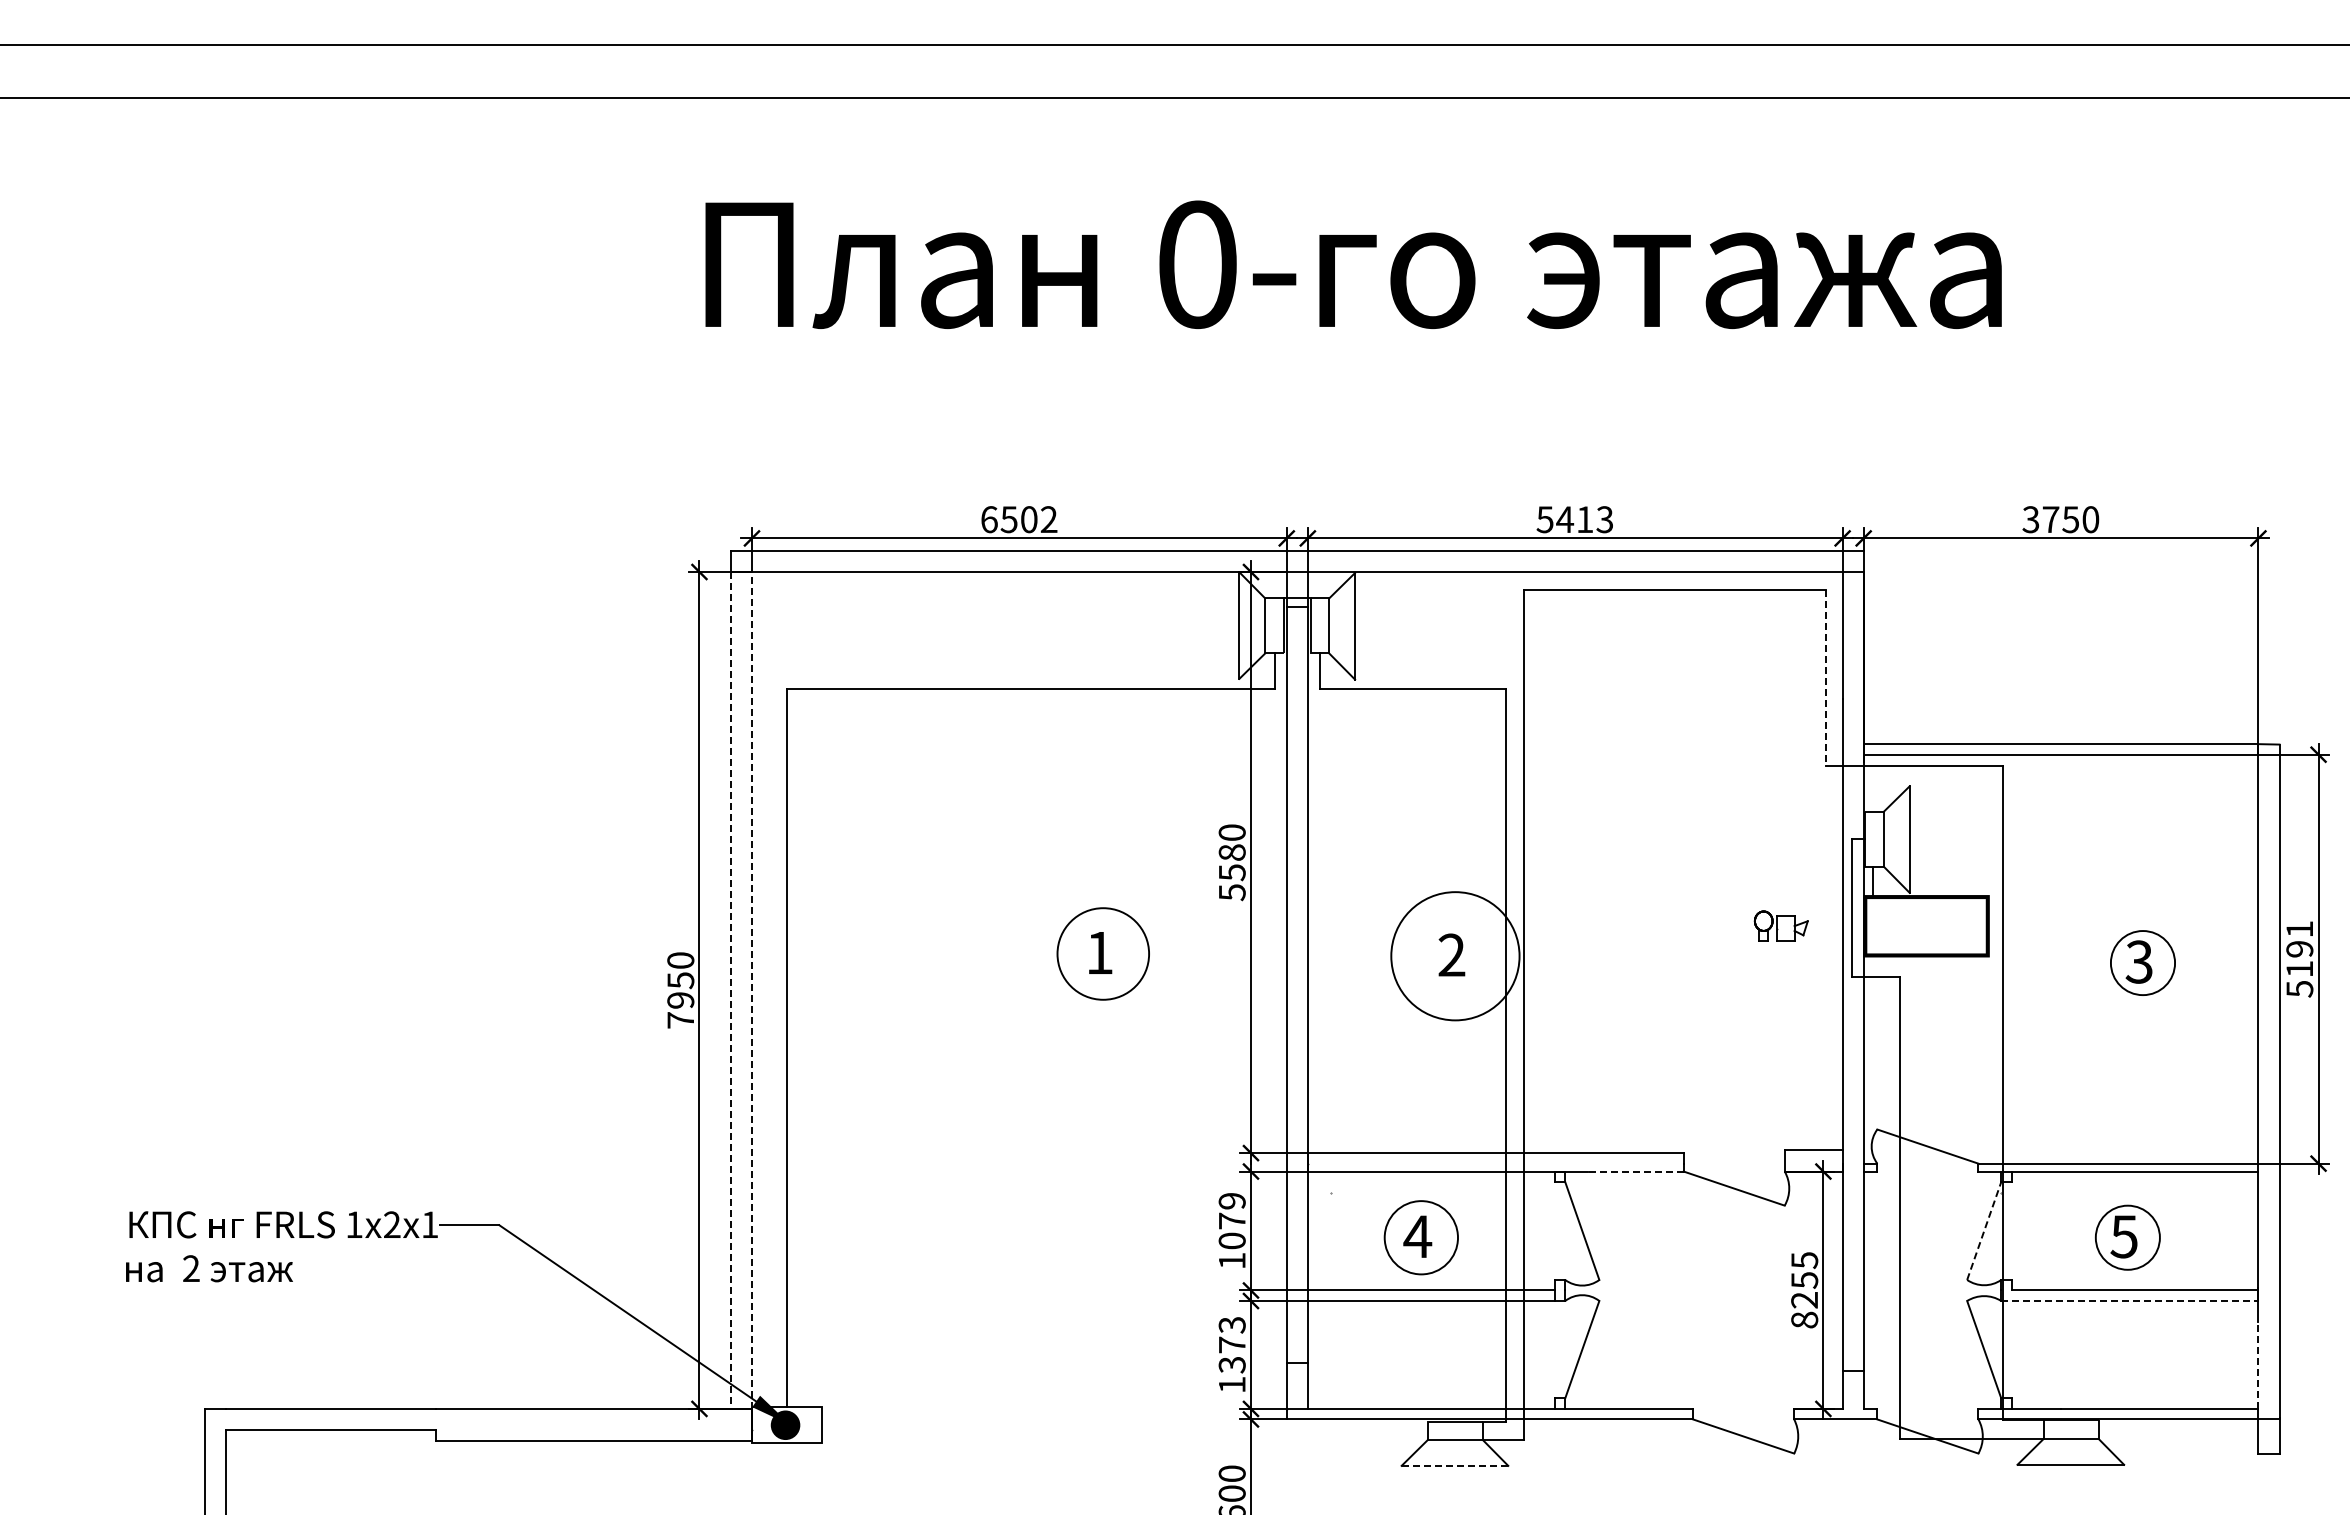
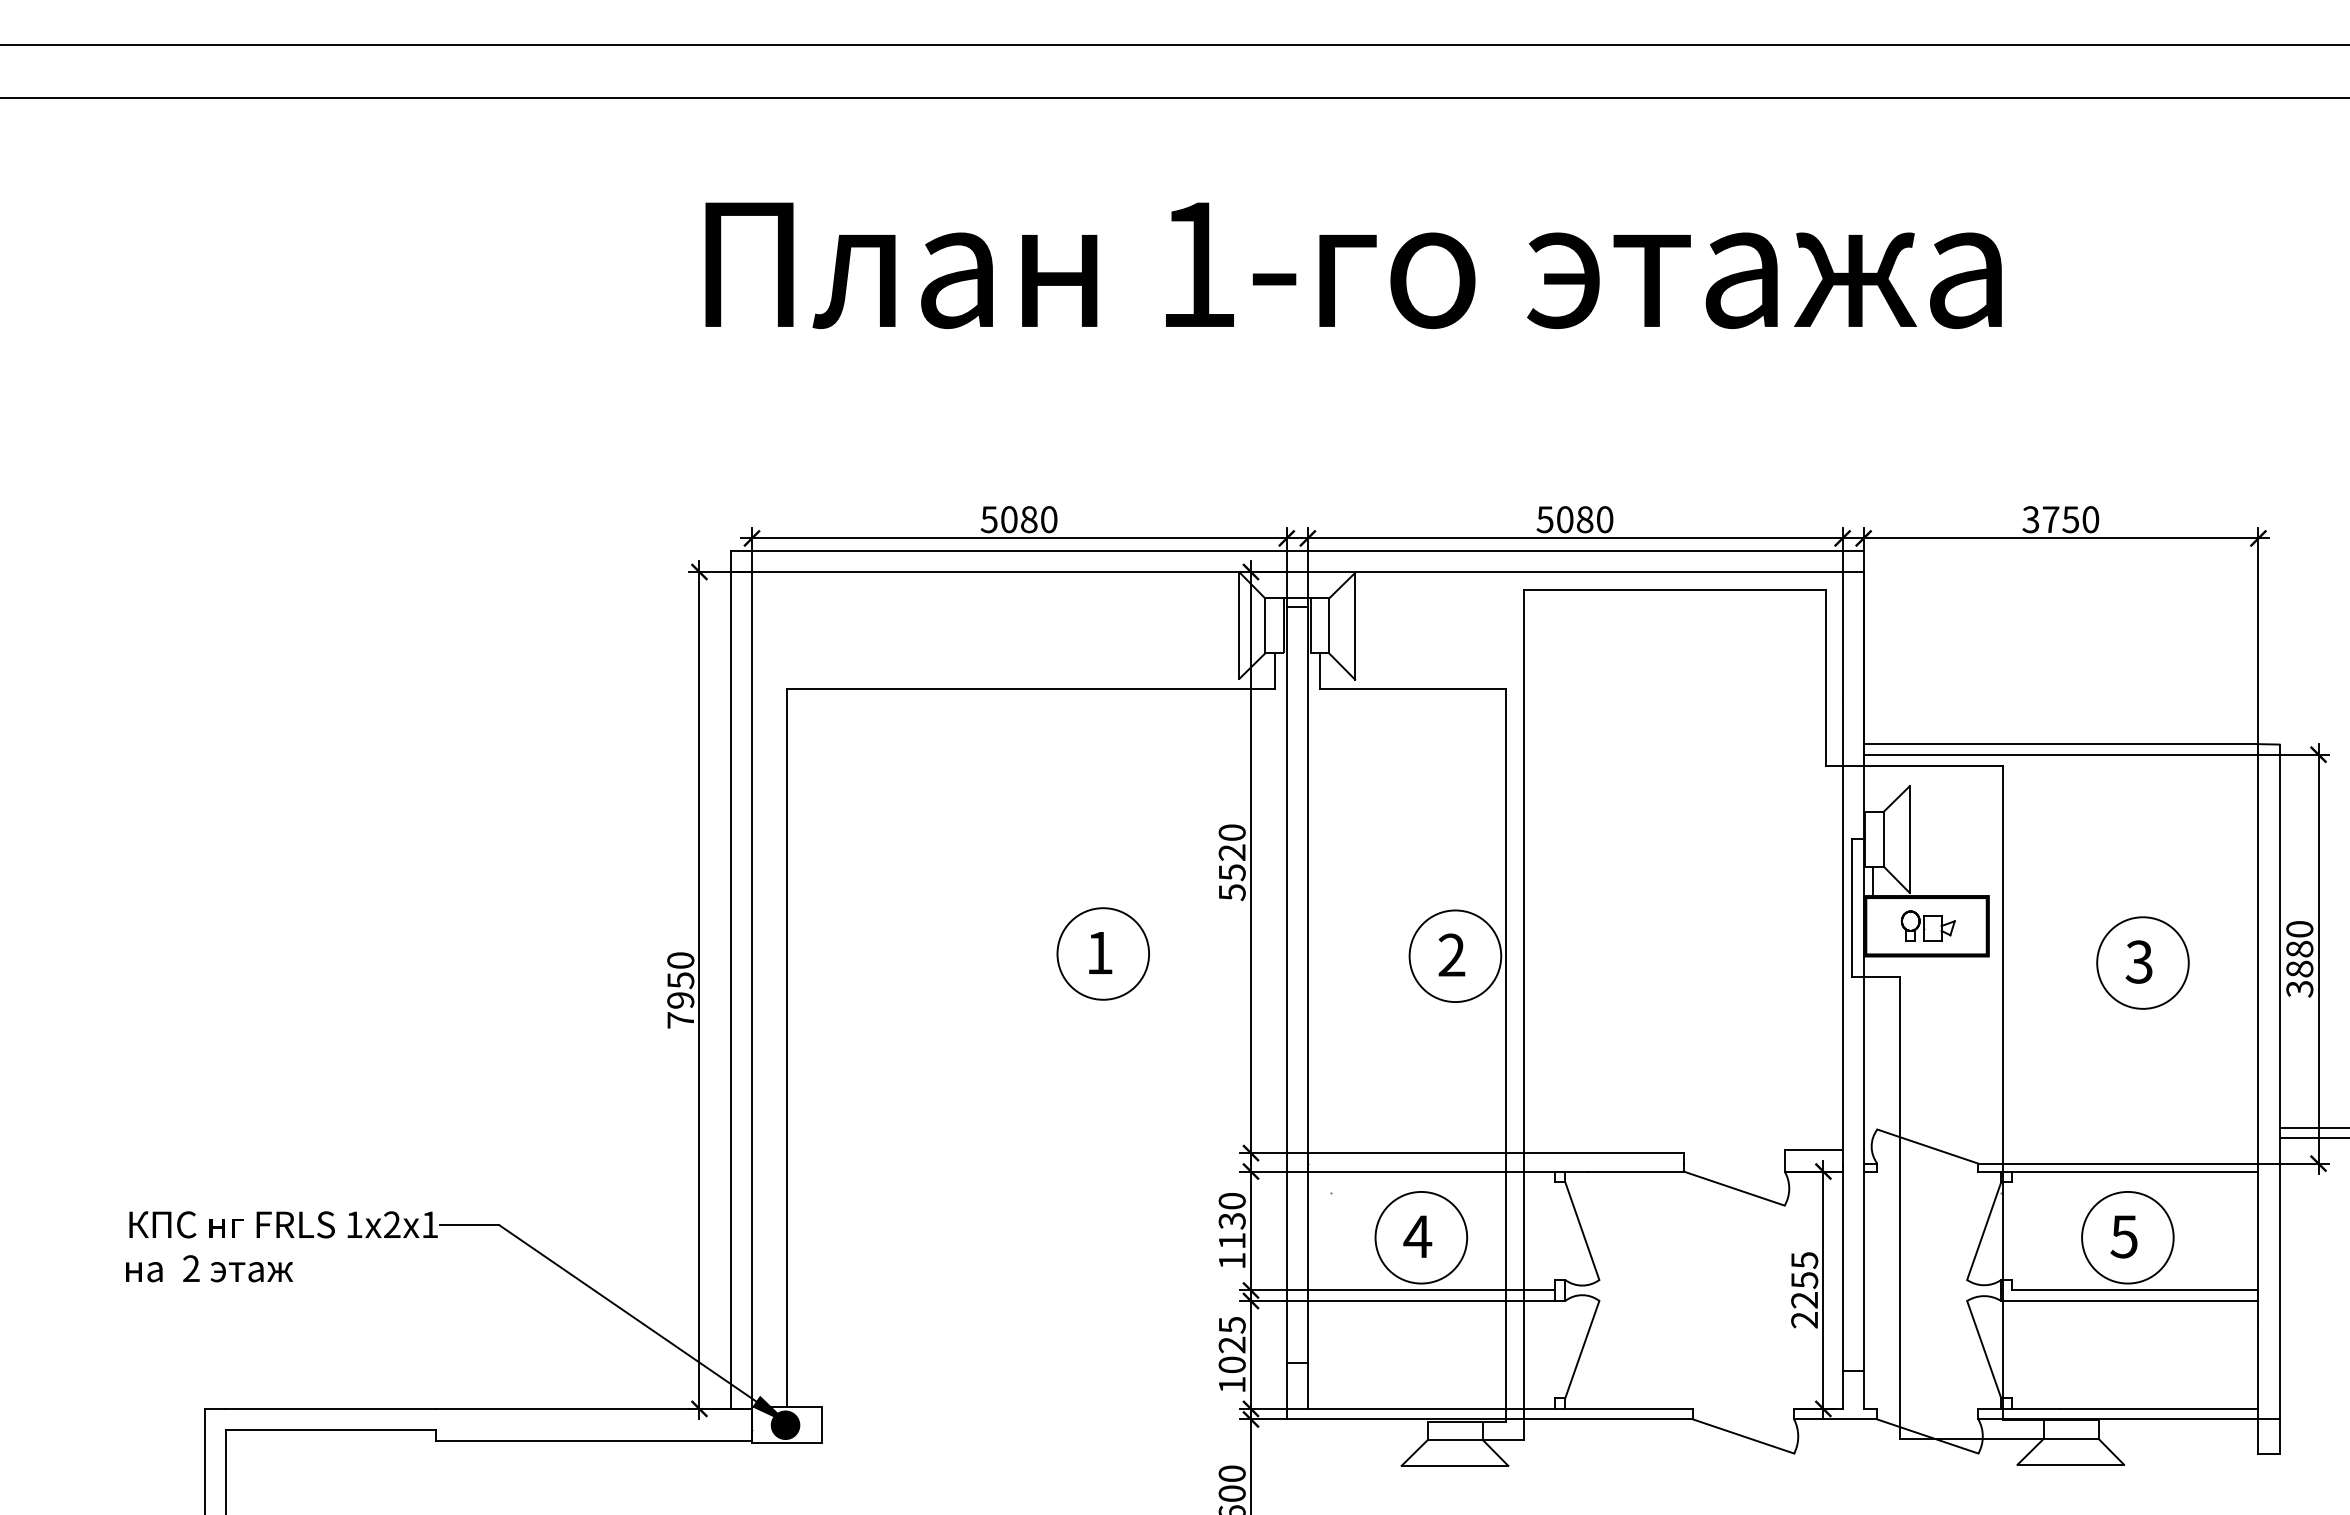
text: 0- -> 1- (1197, 264)
text: 6502 -> 5080 (1018, 519)
text: 5413 -> 5080 (1584, 519)
line: dashed -> solid (1825, 678)
text: 5580 -> 5520 (1231, 852)
part position: (1780, 925) -> (1927, 925) (1927, 925)
circle diameter: 128 px -> 92 px (1455, 956)
text: 5191 -> 3880 (2299, 959)
circle diameter: 64 px -> 92 px (2142, 962)
line: dashed -> solid (752, 989)
line: dashed -> solid (730, 990)
line: none -> present (2312, 1127)
line: none -> present (2312, 1138)
line: dashed -> solid (1635, 1171)
text: 1079 -> 1130 (1231, 1221)
line: dashed -> solid (1984, 1231)
circle diameter: 73 px -> 92 px (1421, 1237)
circle diameter: 64 px -> 92 px (2127, 1237)
line: dashed -> solid (2129, 1301)
text: 8255 -> 2255 (1804, 1319)
text: 1373 -> 1025 (1231, 1345)
line: dashed -> solid (2258, 1365)
line: dashed -> solid (1454, 1465)
